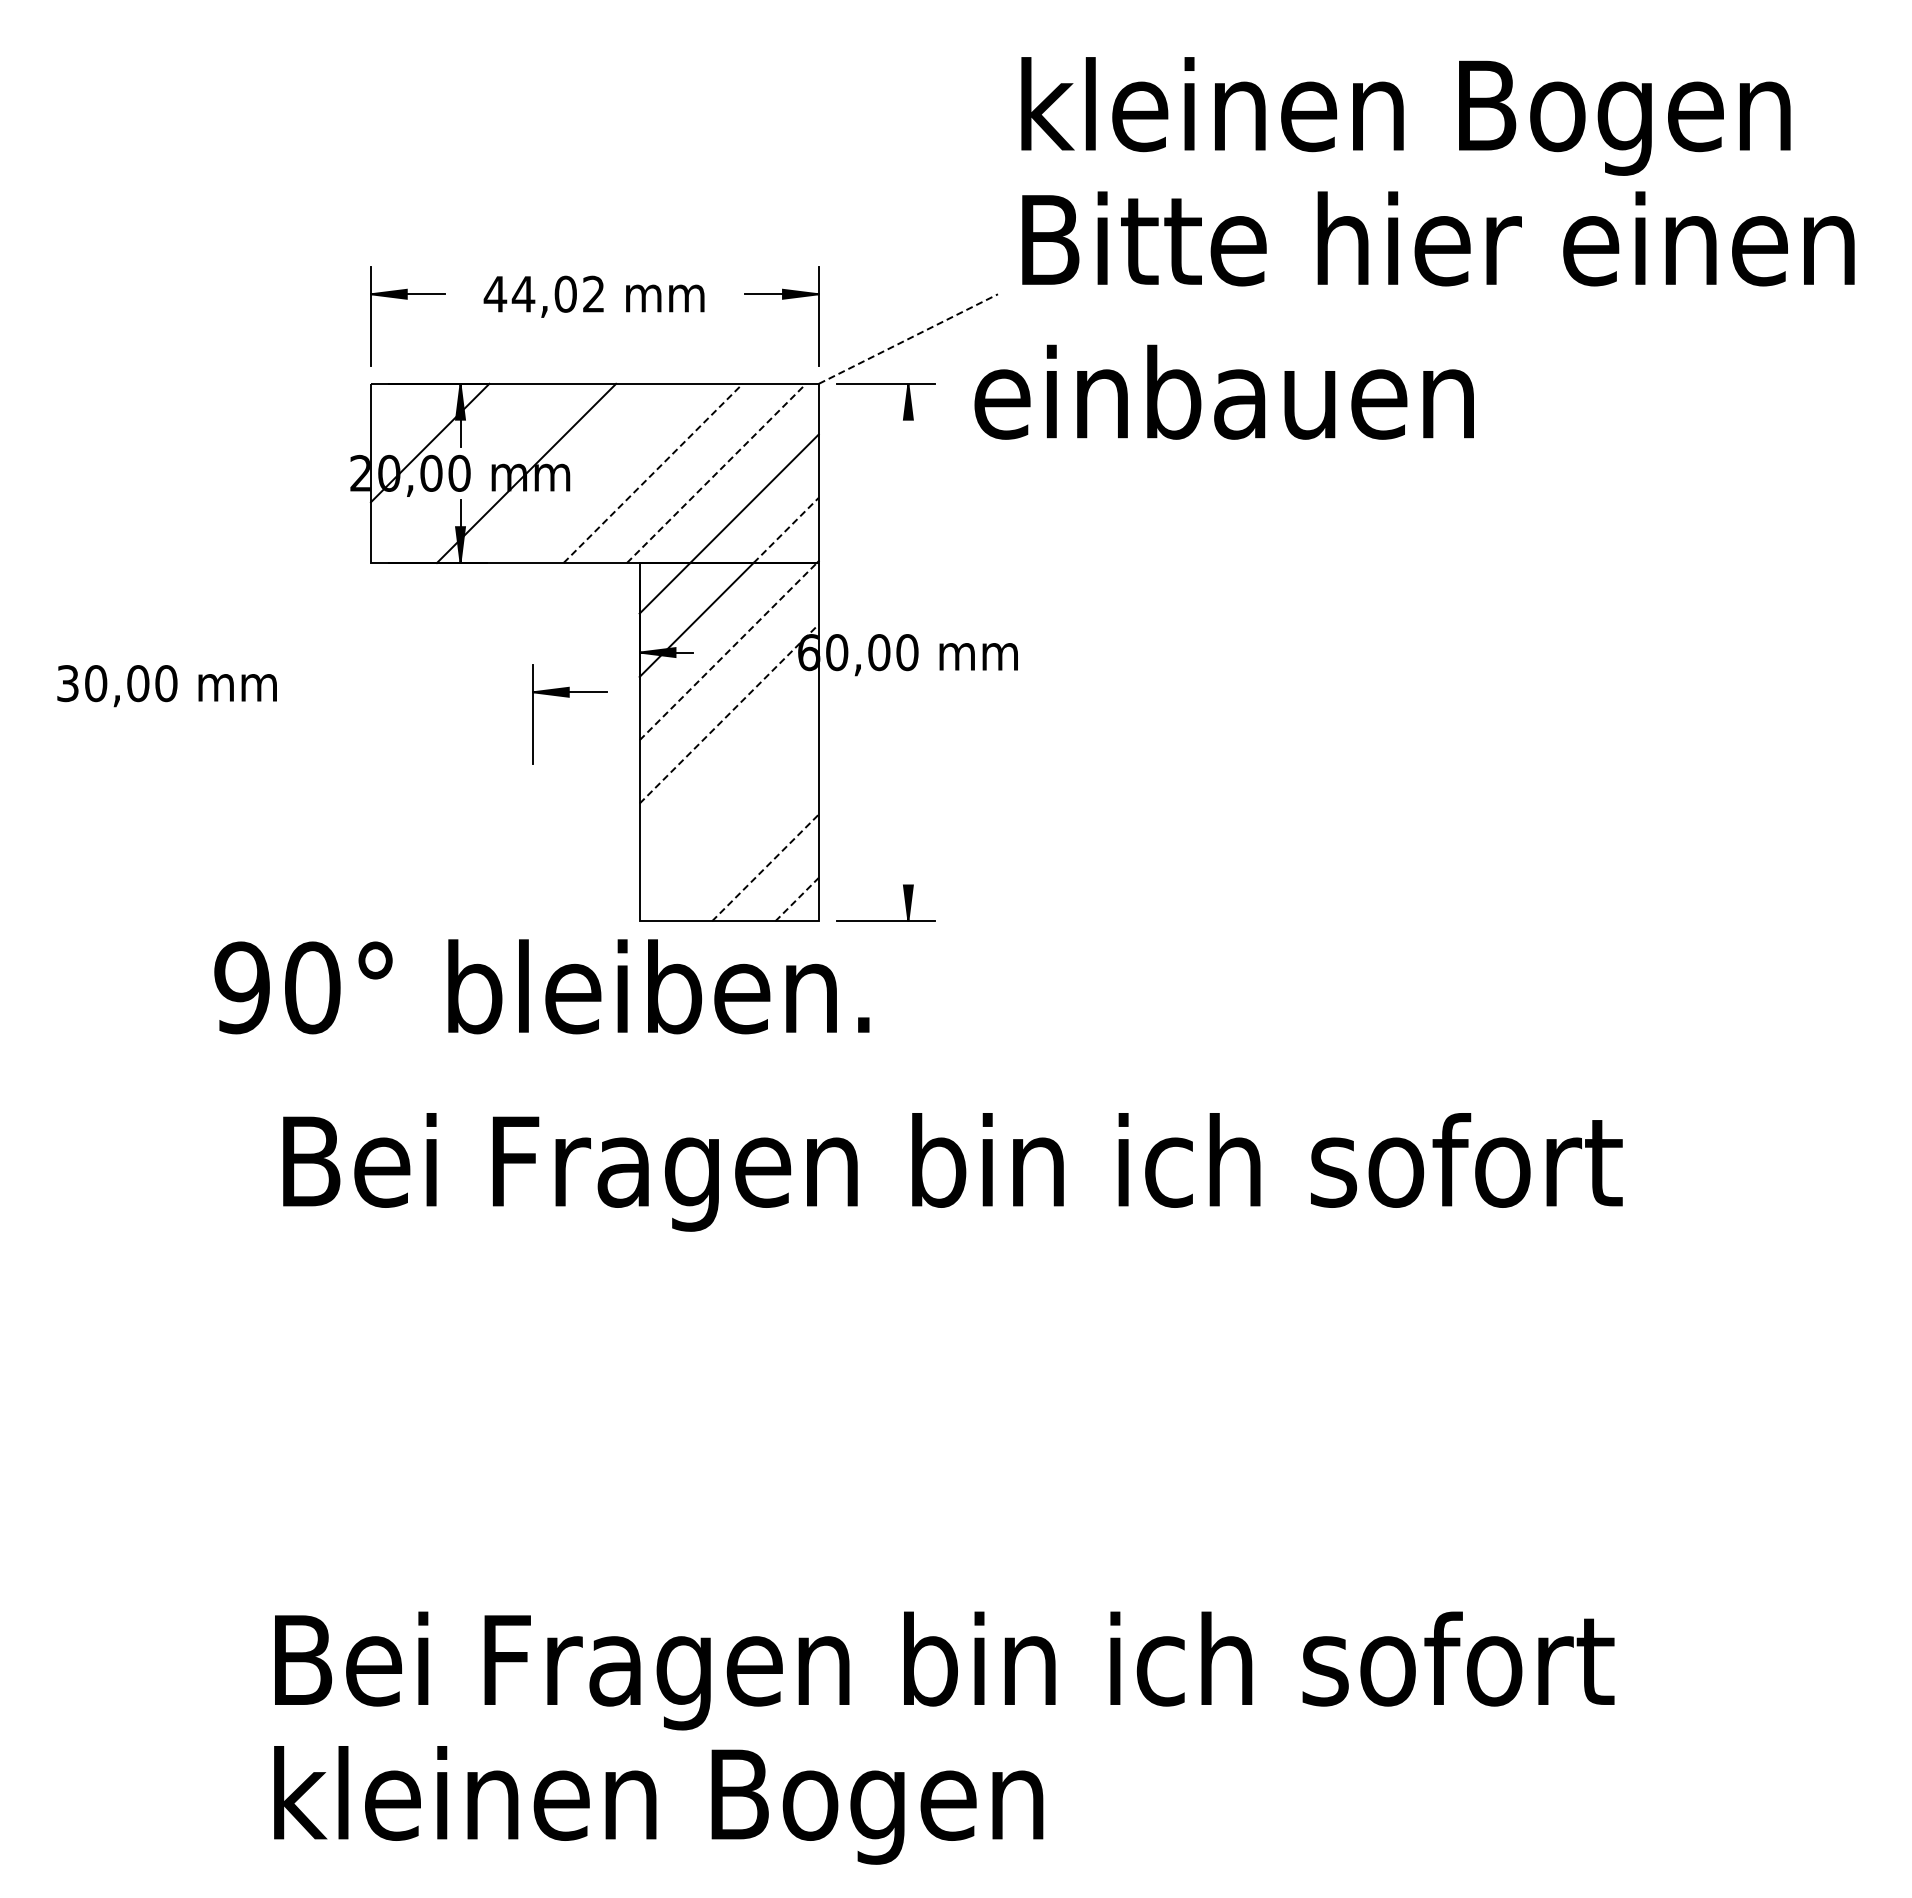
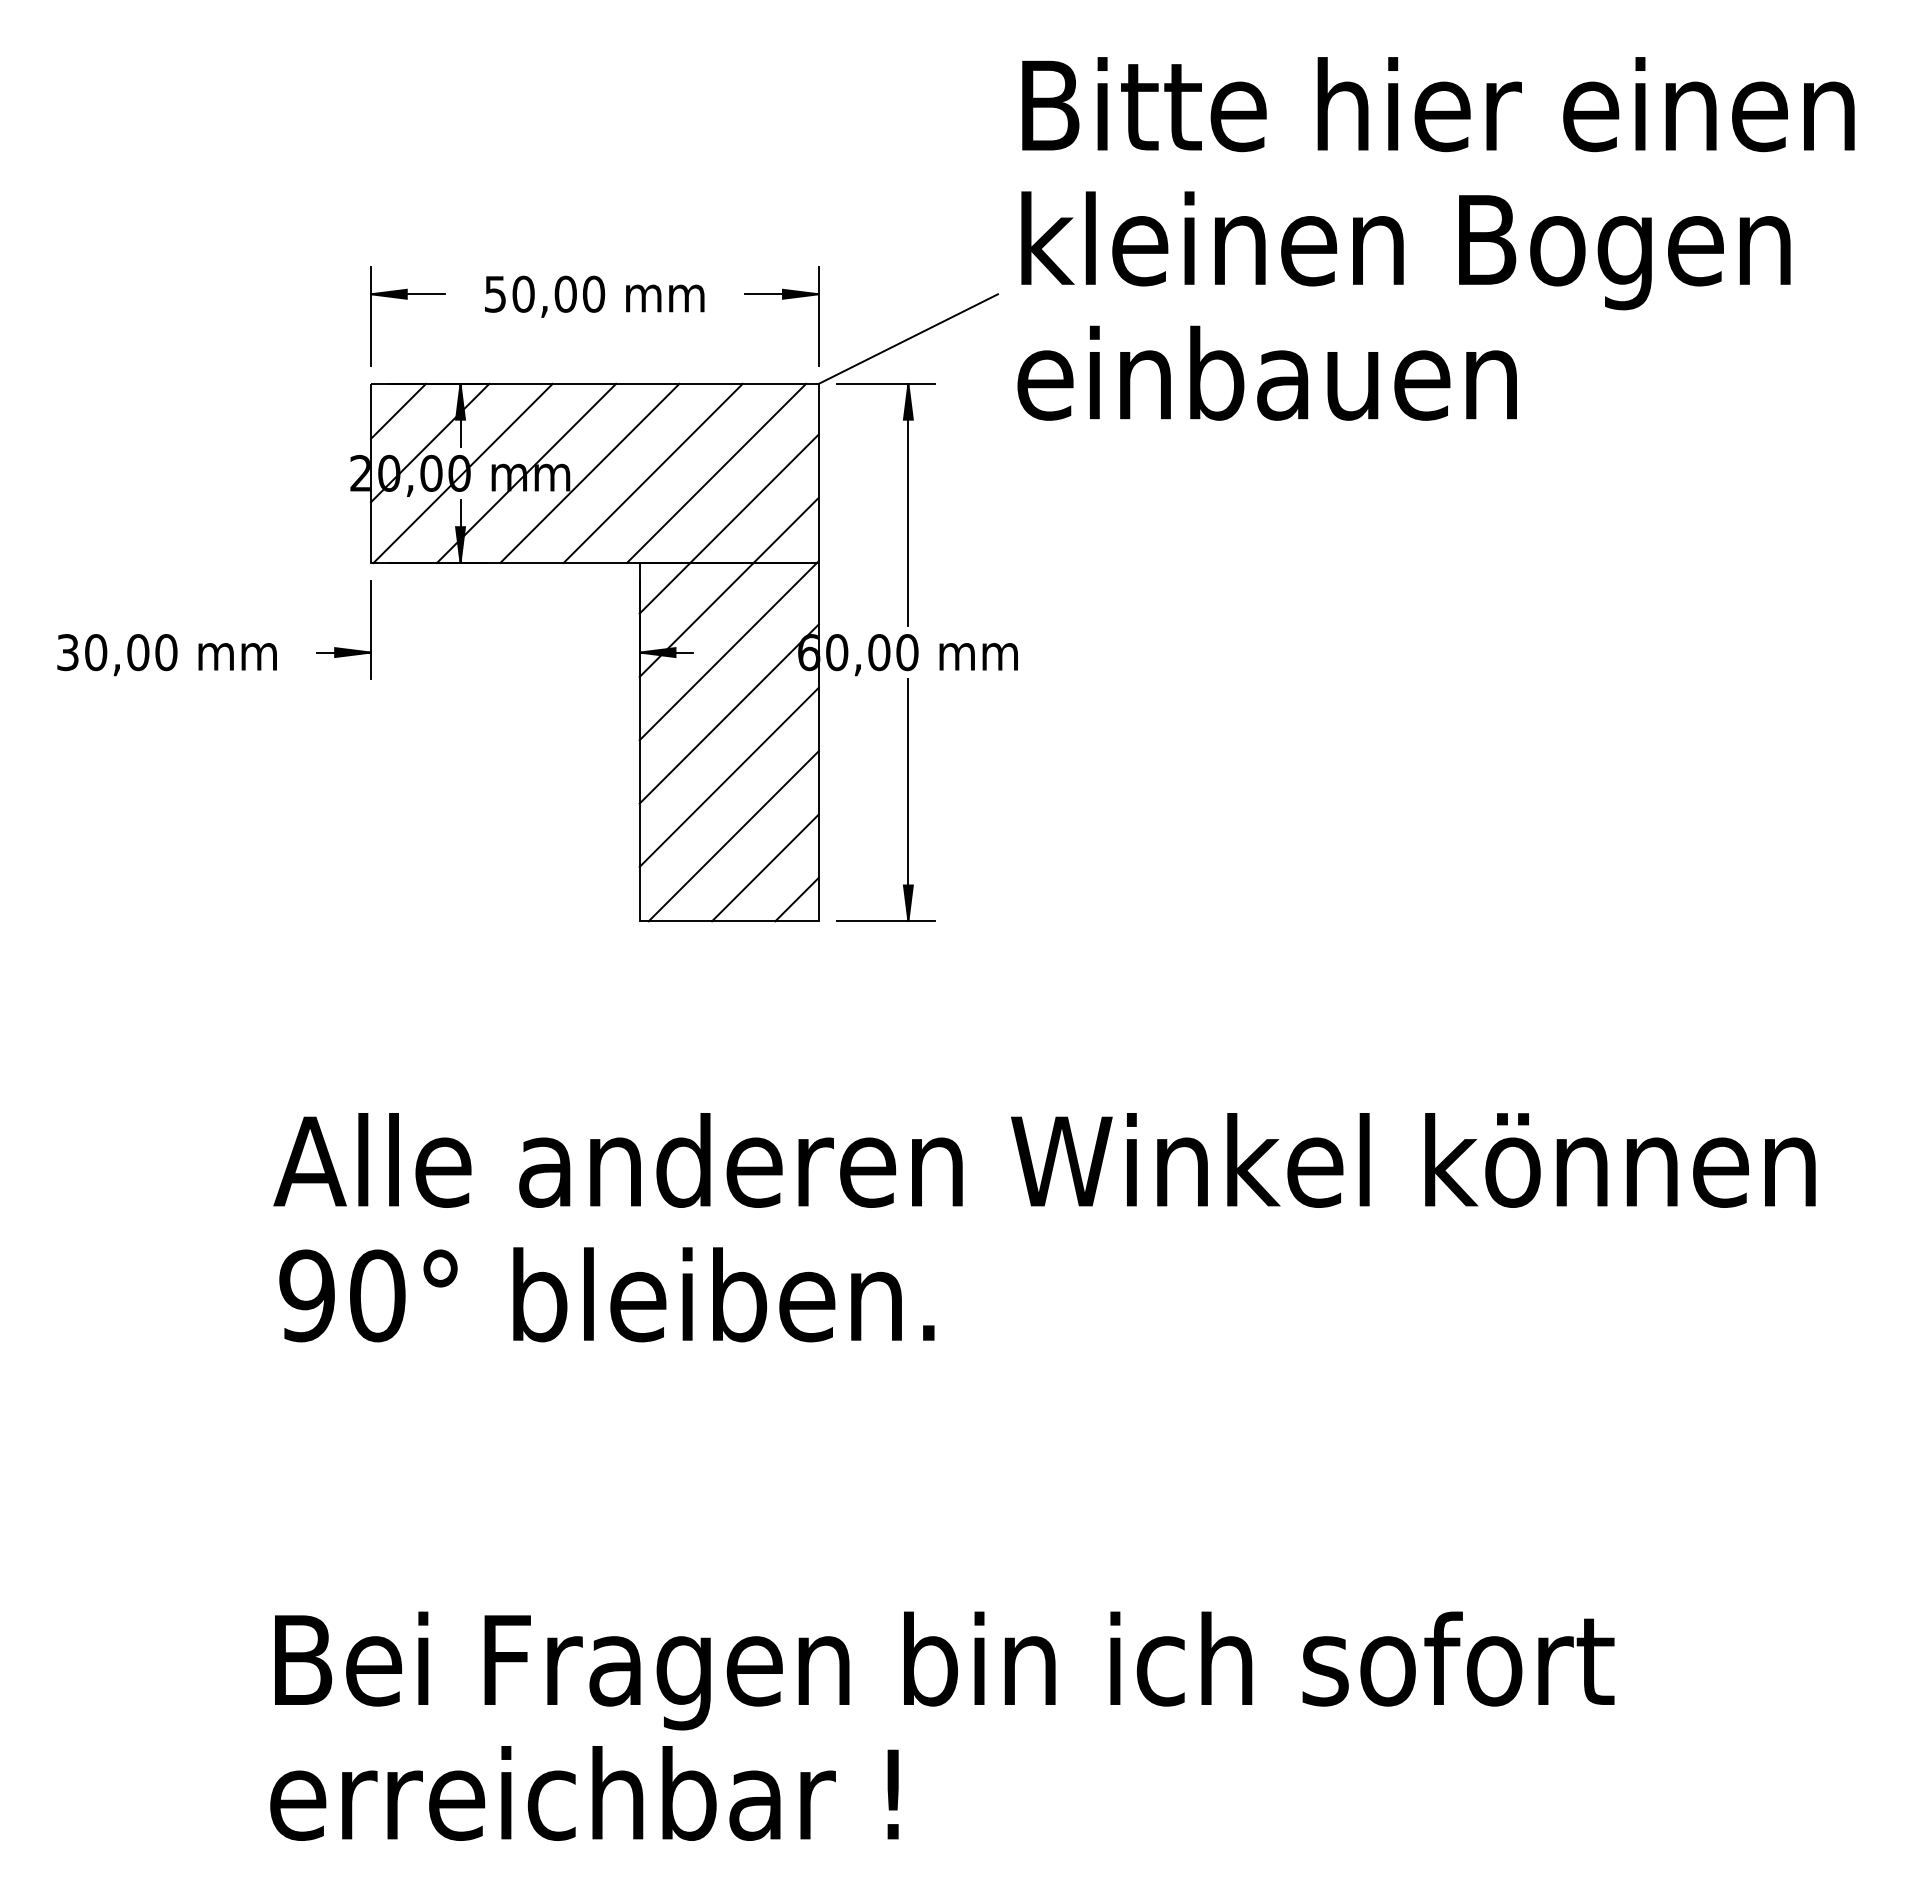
text: kleinen Bogen -> Bitte hier einen (1437, 116)
text: Bitte hier einen -> kleinen Bogen (1437, 250)
text: 44,02 -> 50,00 (544, 293)
line: dashed -> solid (908, 338)
text position: (1223, 391) -> (1266, 372) (1266, 372)
line: none -> present (398, 410)
line: none -> present (462, 473)
line: none -> present (589, 473)
line: dashed -> solid (653, 473)
line: dashed -> solid (716, 473)
line: none -> present (908, 504)
line: dashed -> solid (786, 530)
part: none -> present (340, 647)
line: dashed -> solid (728, 651)
text position: (166, 686) -> (166, 655) (166, 655)
part: present -> none (569, 697)
line: dashed -> solid (729, 714)
line: none -> present (728, 776)
line: none -> present (908, 800)
line: none -> present (733, 836)
line: dashed -> solid (765, 867)
line: dashed -> solid (797, 899)
text position: (541, 986) -> (606, 1294) (606, 1294)
text: Bei Fragen bin ich sofort -> Alle anderen Winkel können (1044, 1172)
text: kleinen Bogen -> erreichbar ! (656, 1805)
